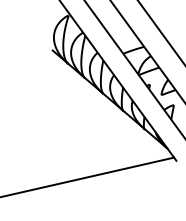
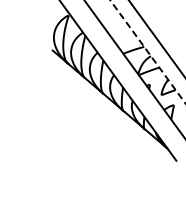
line position: (160, 32) -> (156, 38) (156, 38)
line: solid -> dashed (148, 52)
line: present -> none (88, 176)
